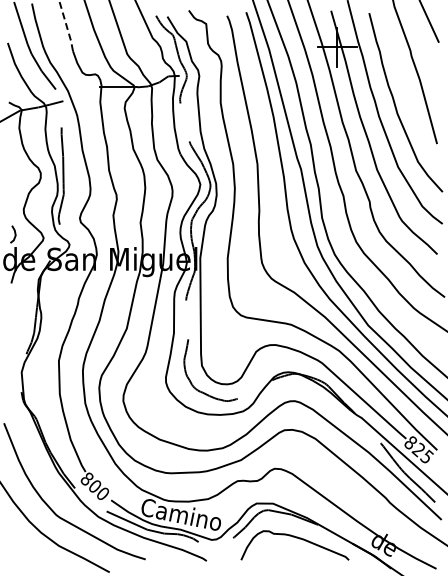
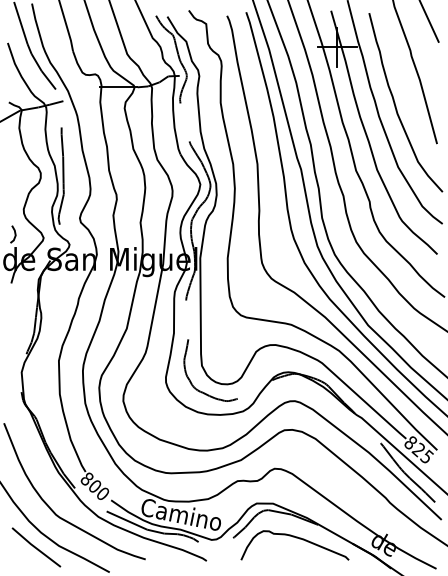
line: dashed -> solid (66, 26)
line: none -> present (36, 547)
